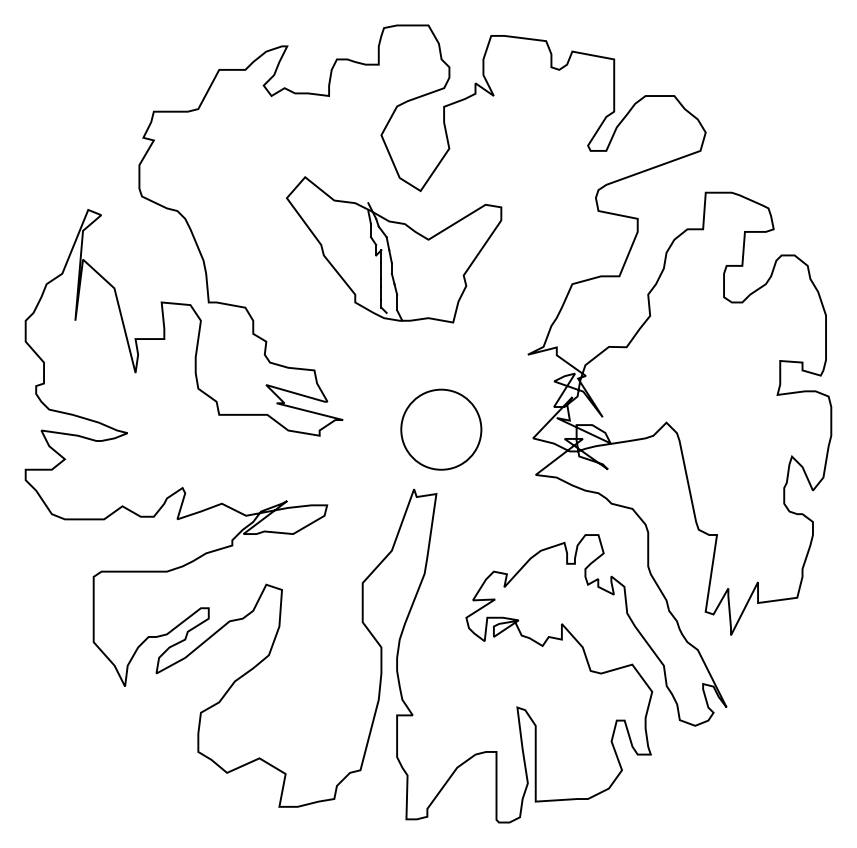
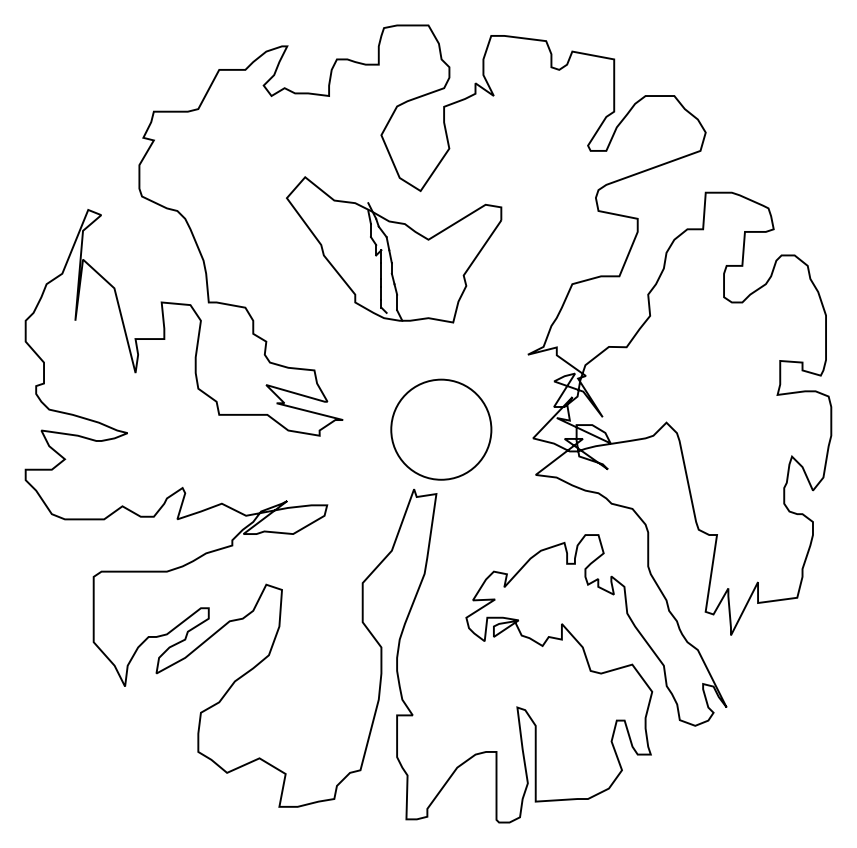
circle diameter: 80 px -> 100 px (441, 429)
